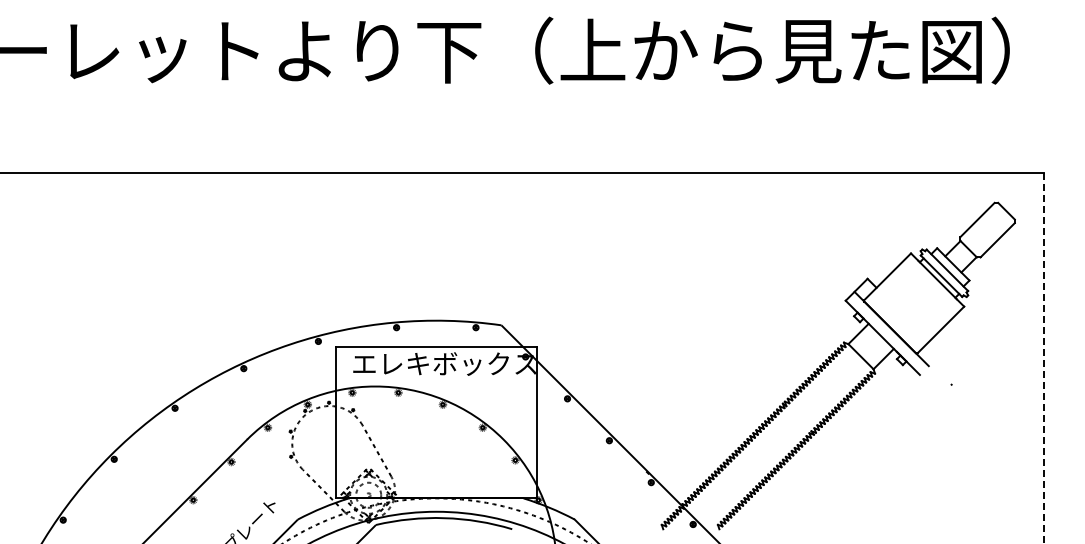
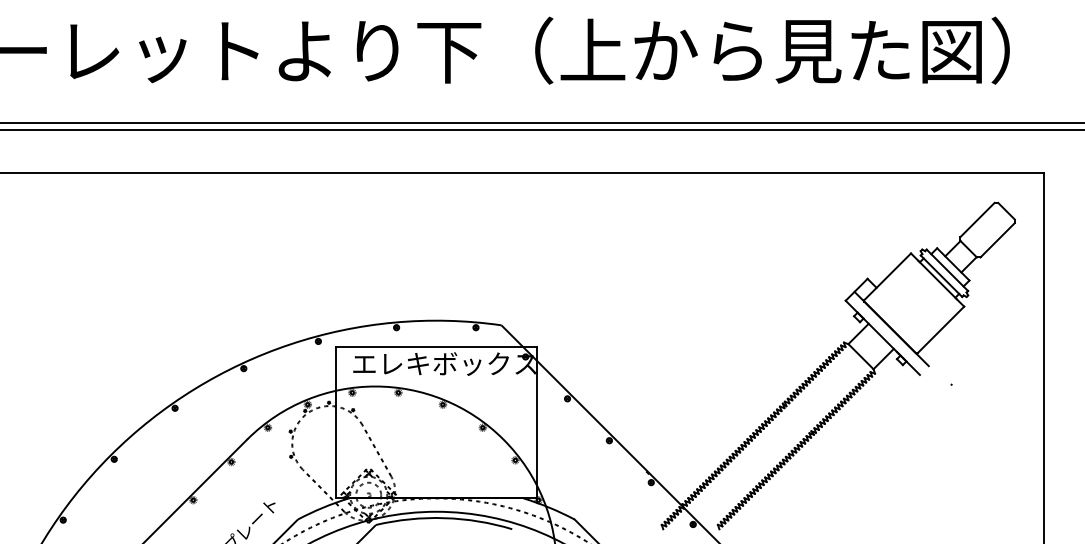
line: none -> present (541, 123)
line: none -> present (541, 129)
line: dashed -> solid (1044, 358)
